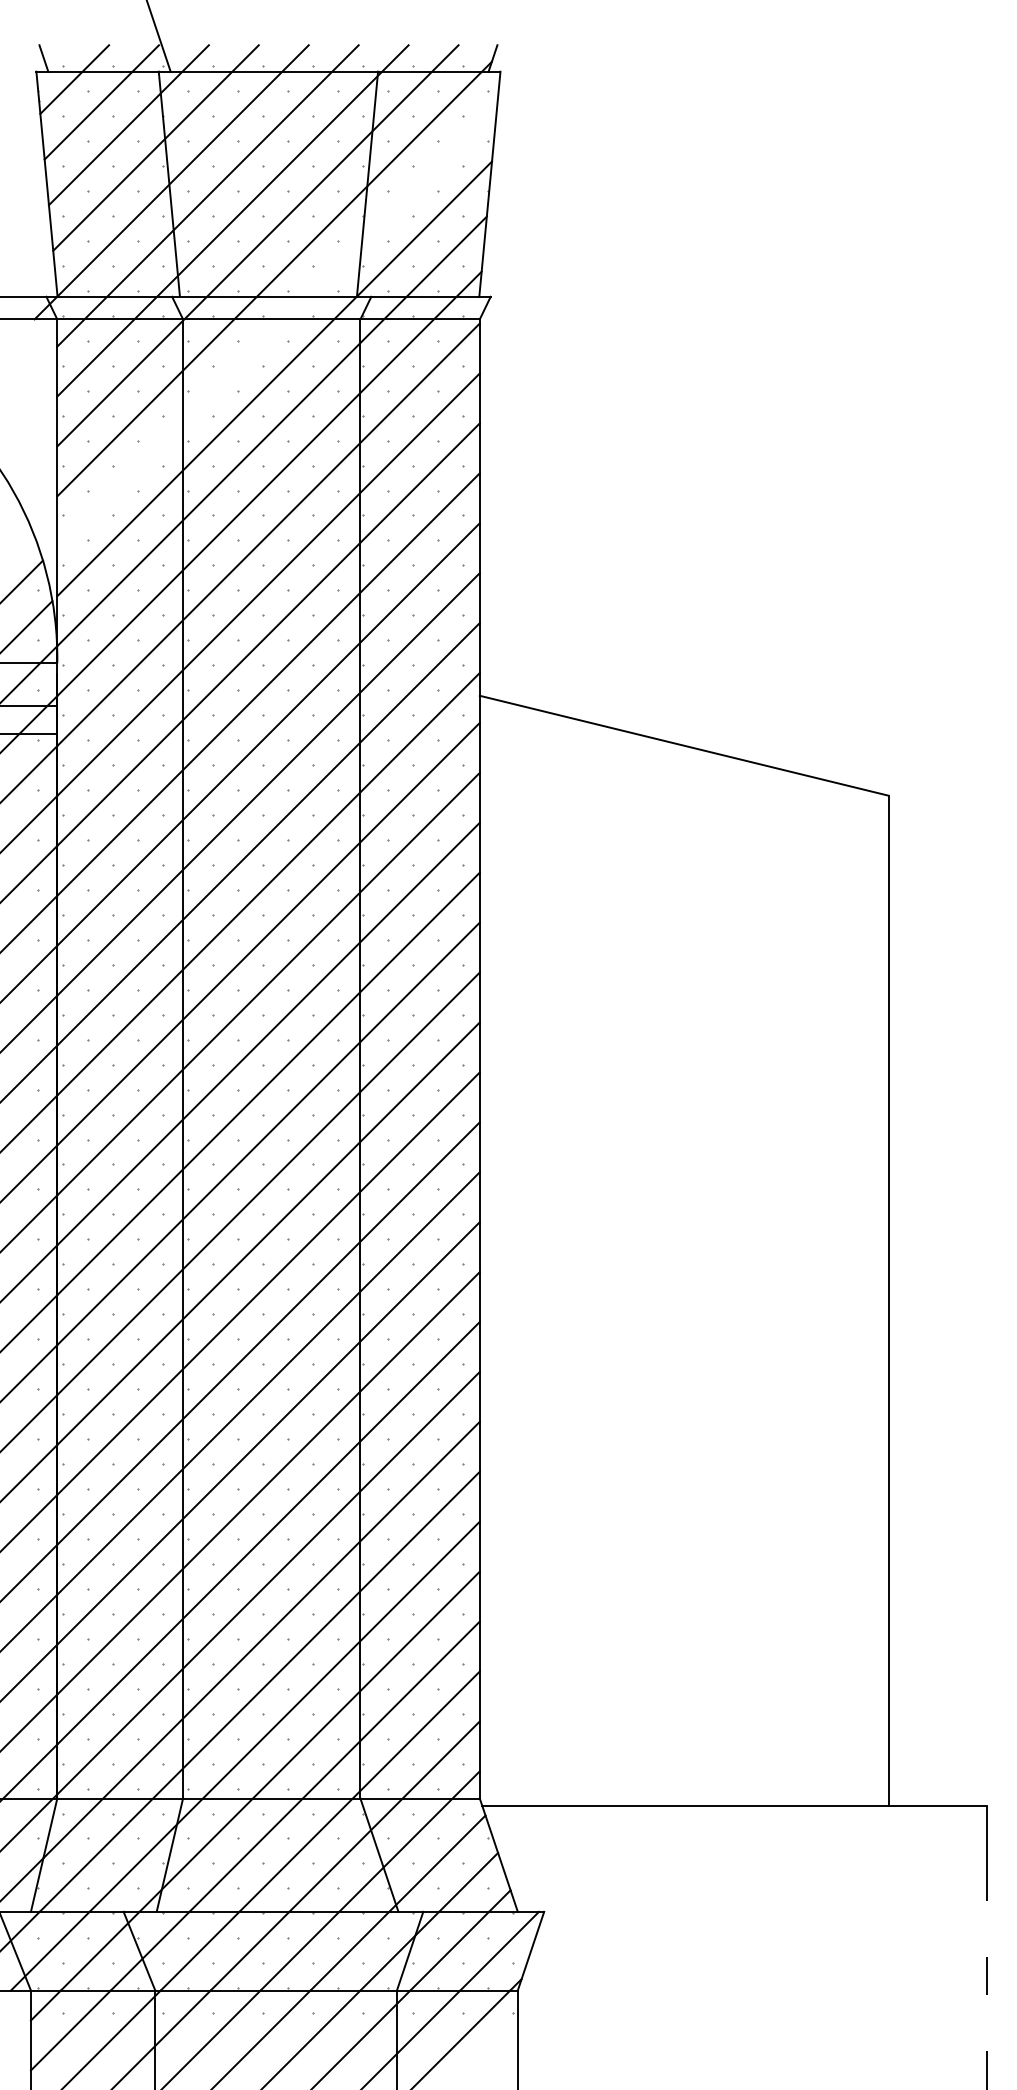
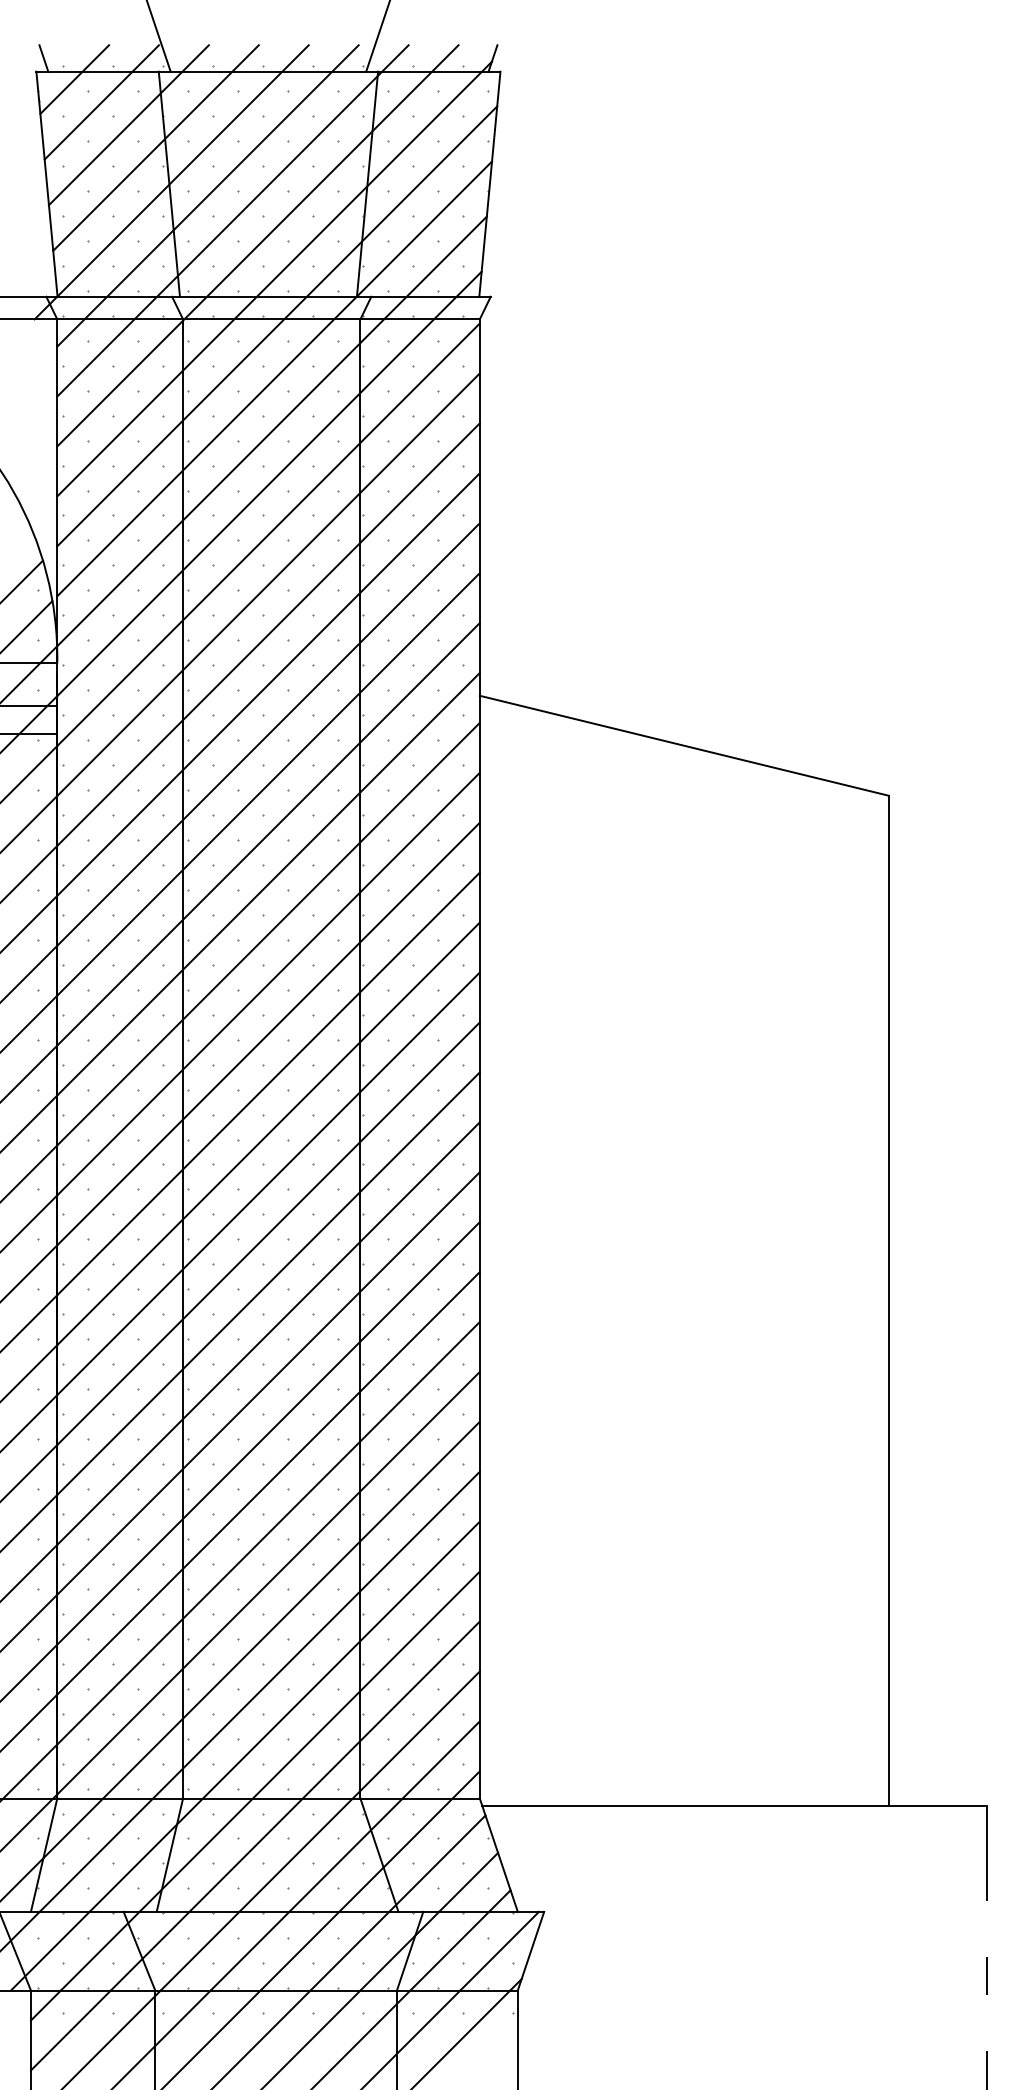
line: none -> present (377, 36)
line: none -> present (277, 326)
